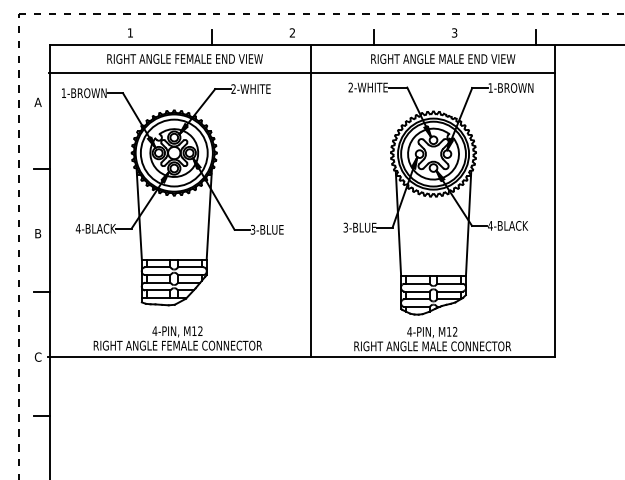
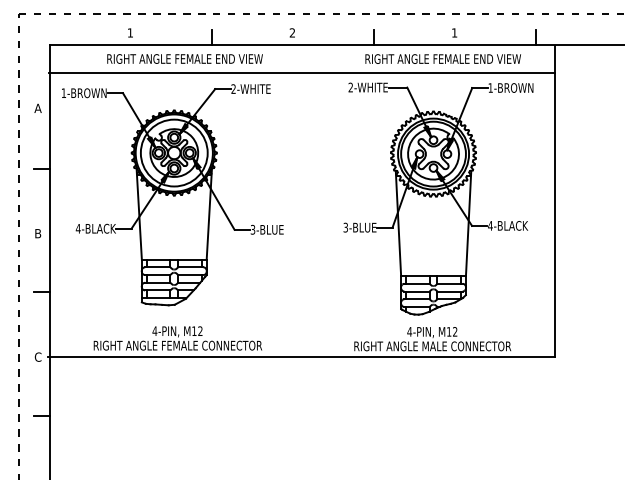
text: 3 -> 1 (454, 32)
text: RIGHT ANGLE MALE END VIEW -> RIGHT ANGLE FEMALE END VIEW (442, 58)
text position: (37, 101) -> (37, 107) (37, 107)
line: present -> none (310, 201)
